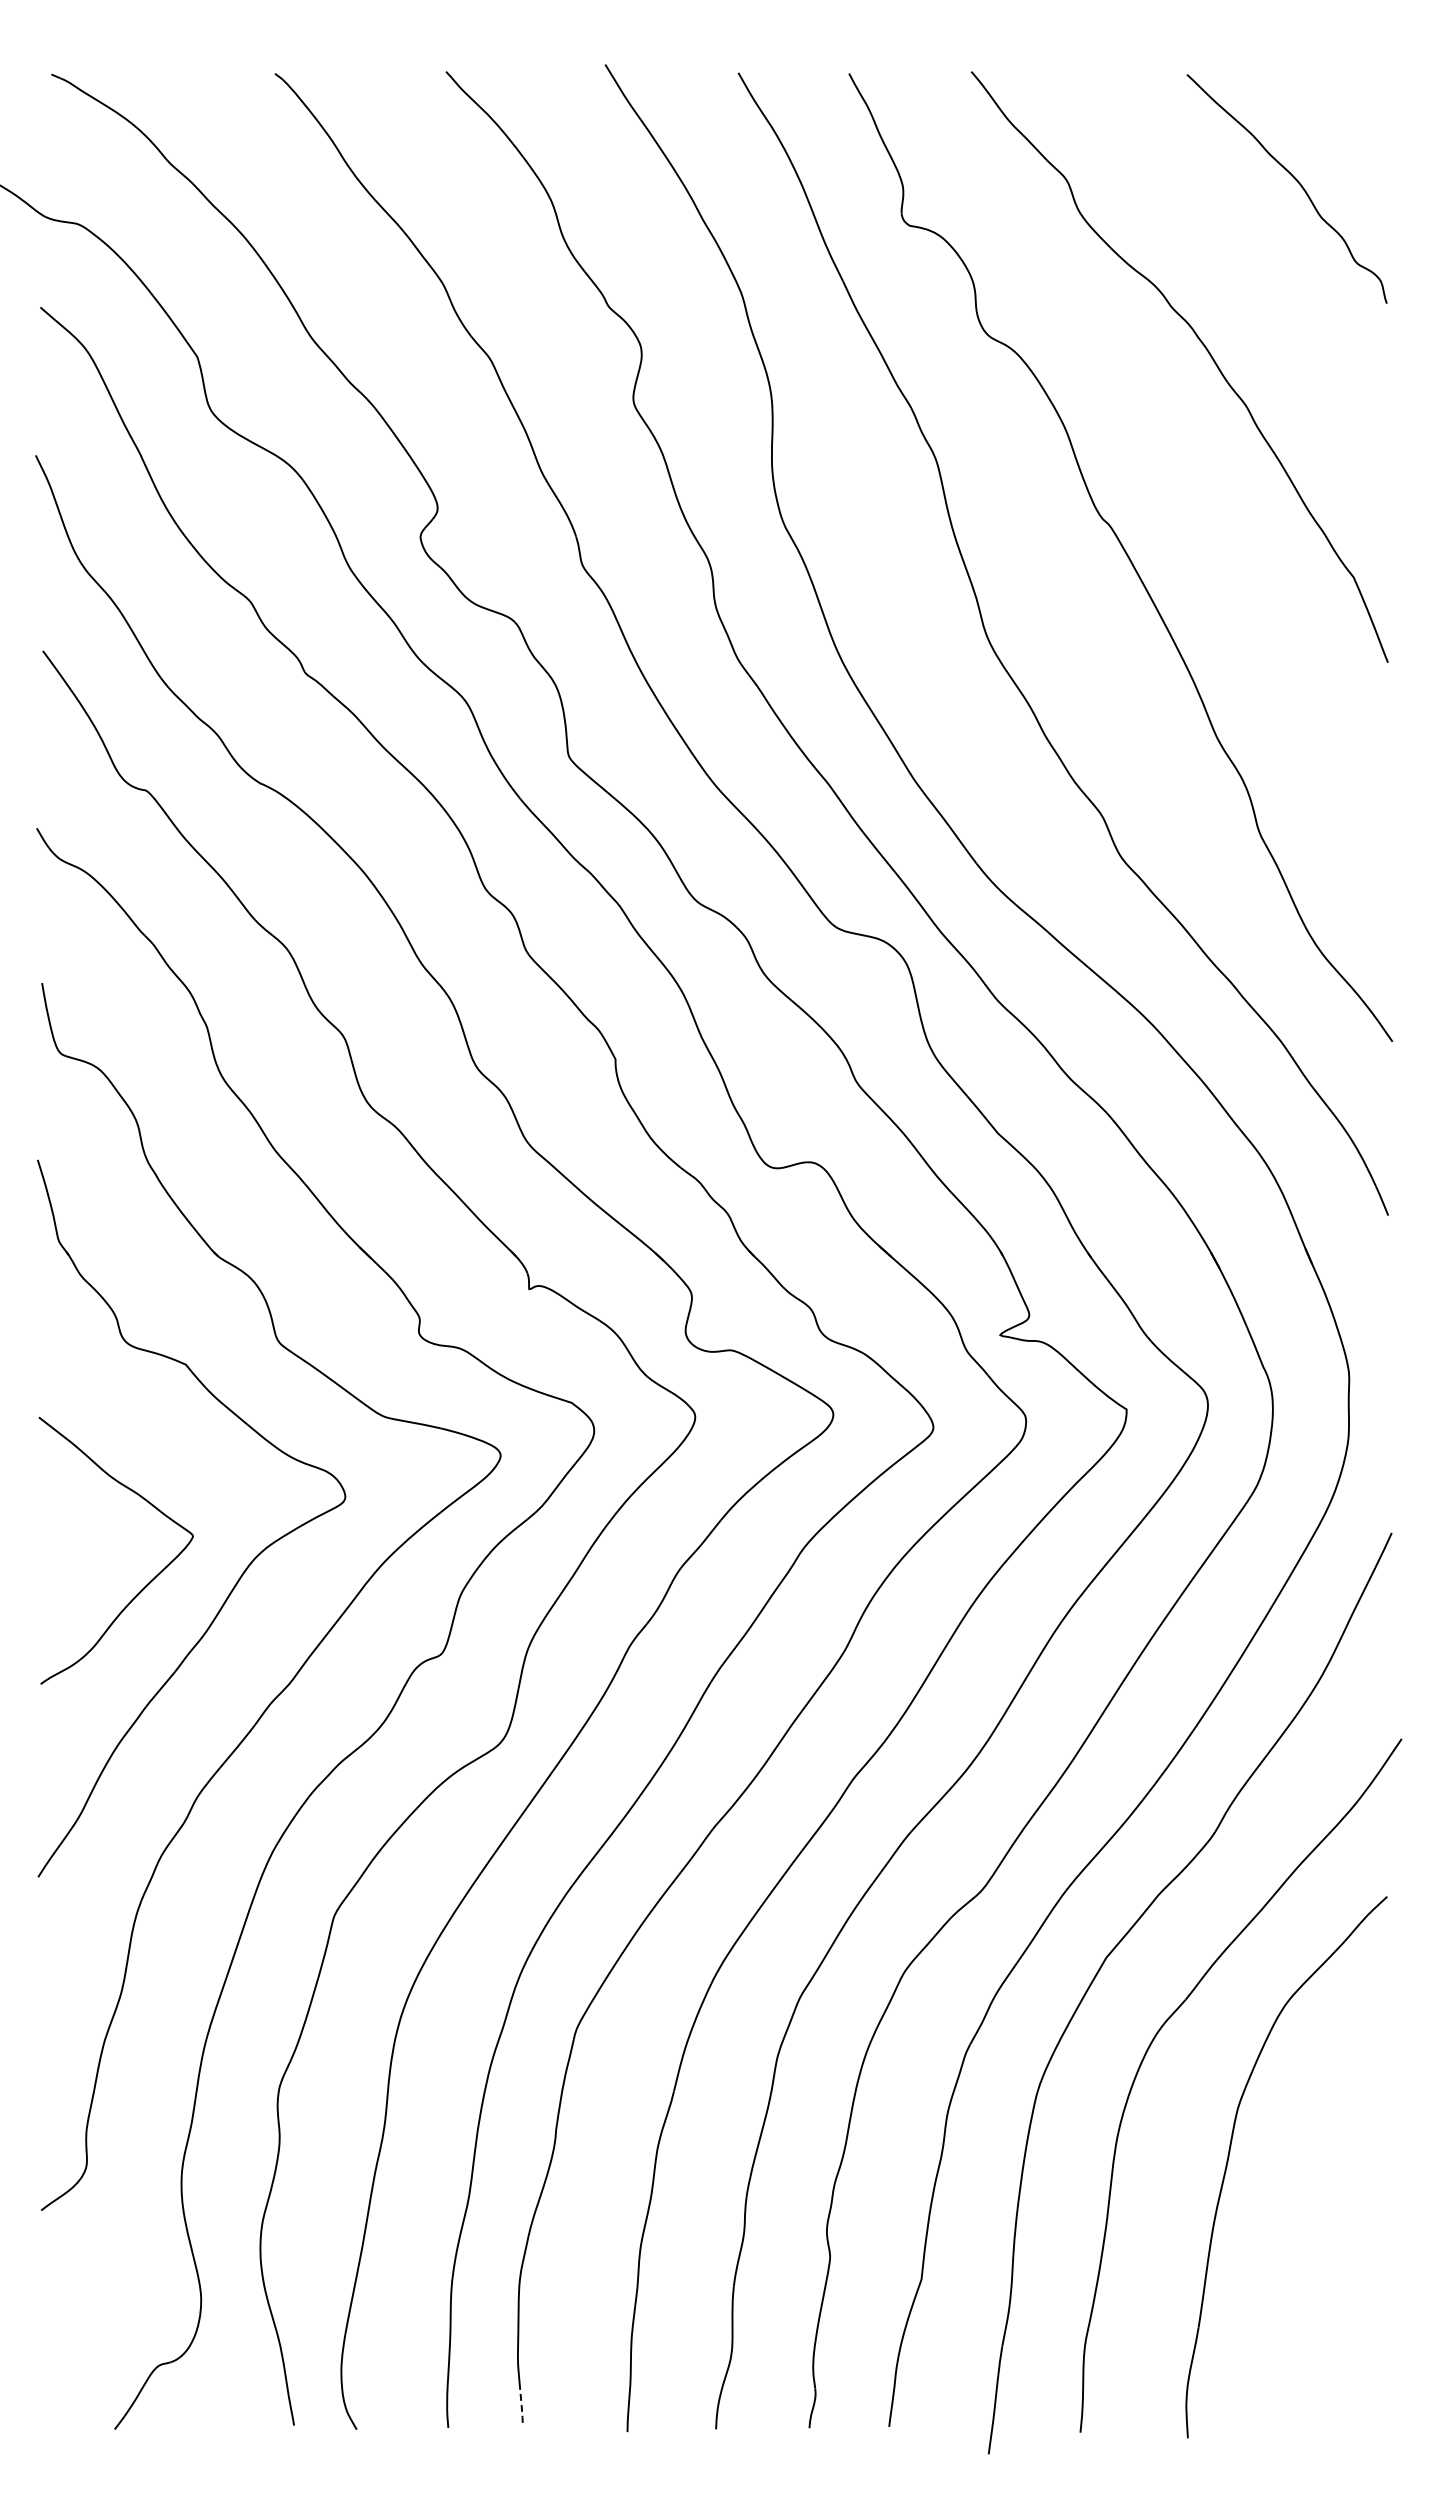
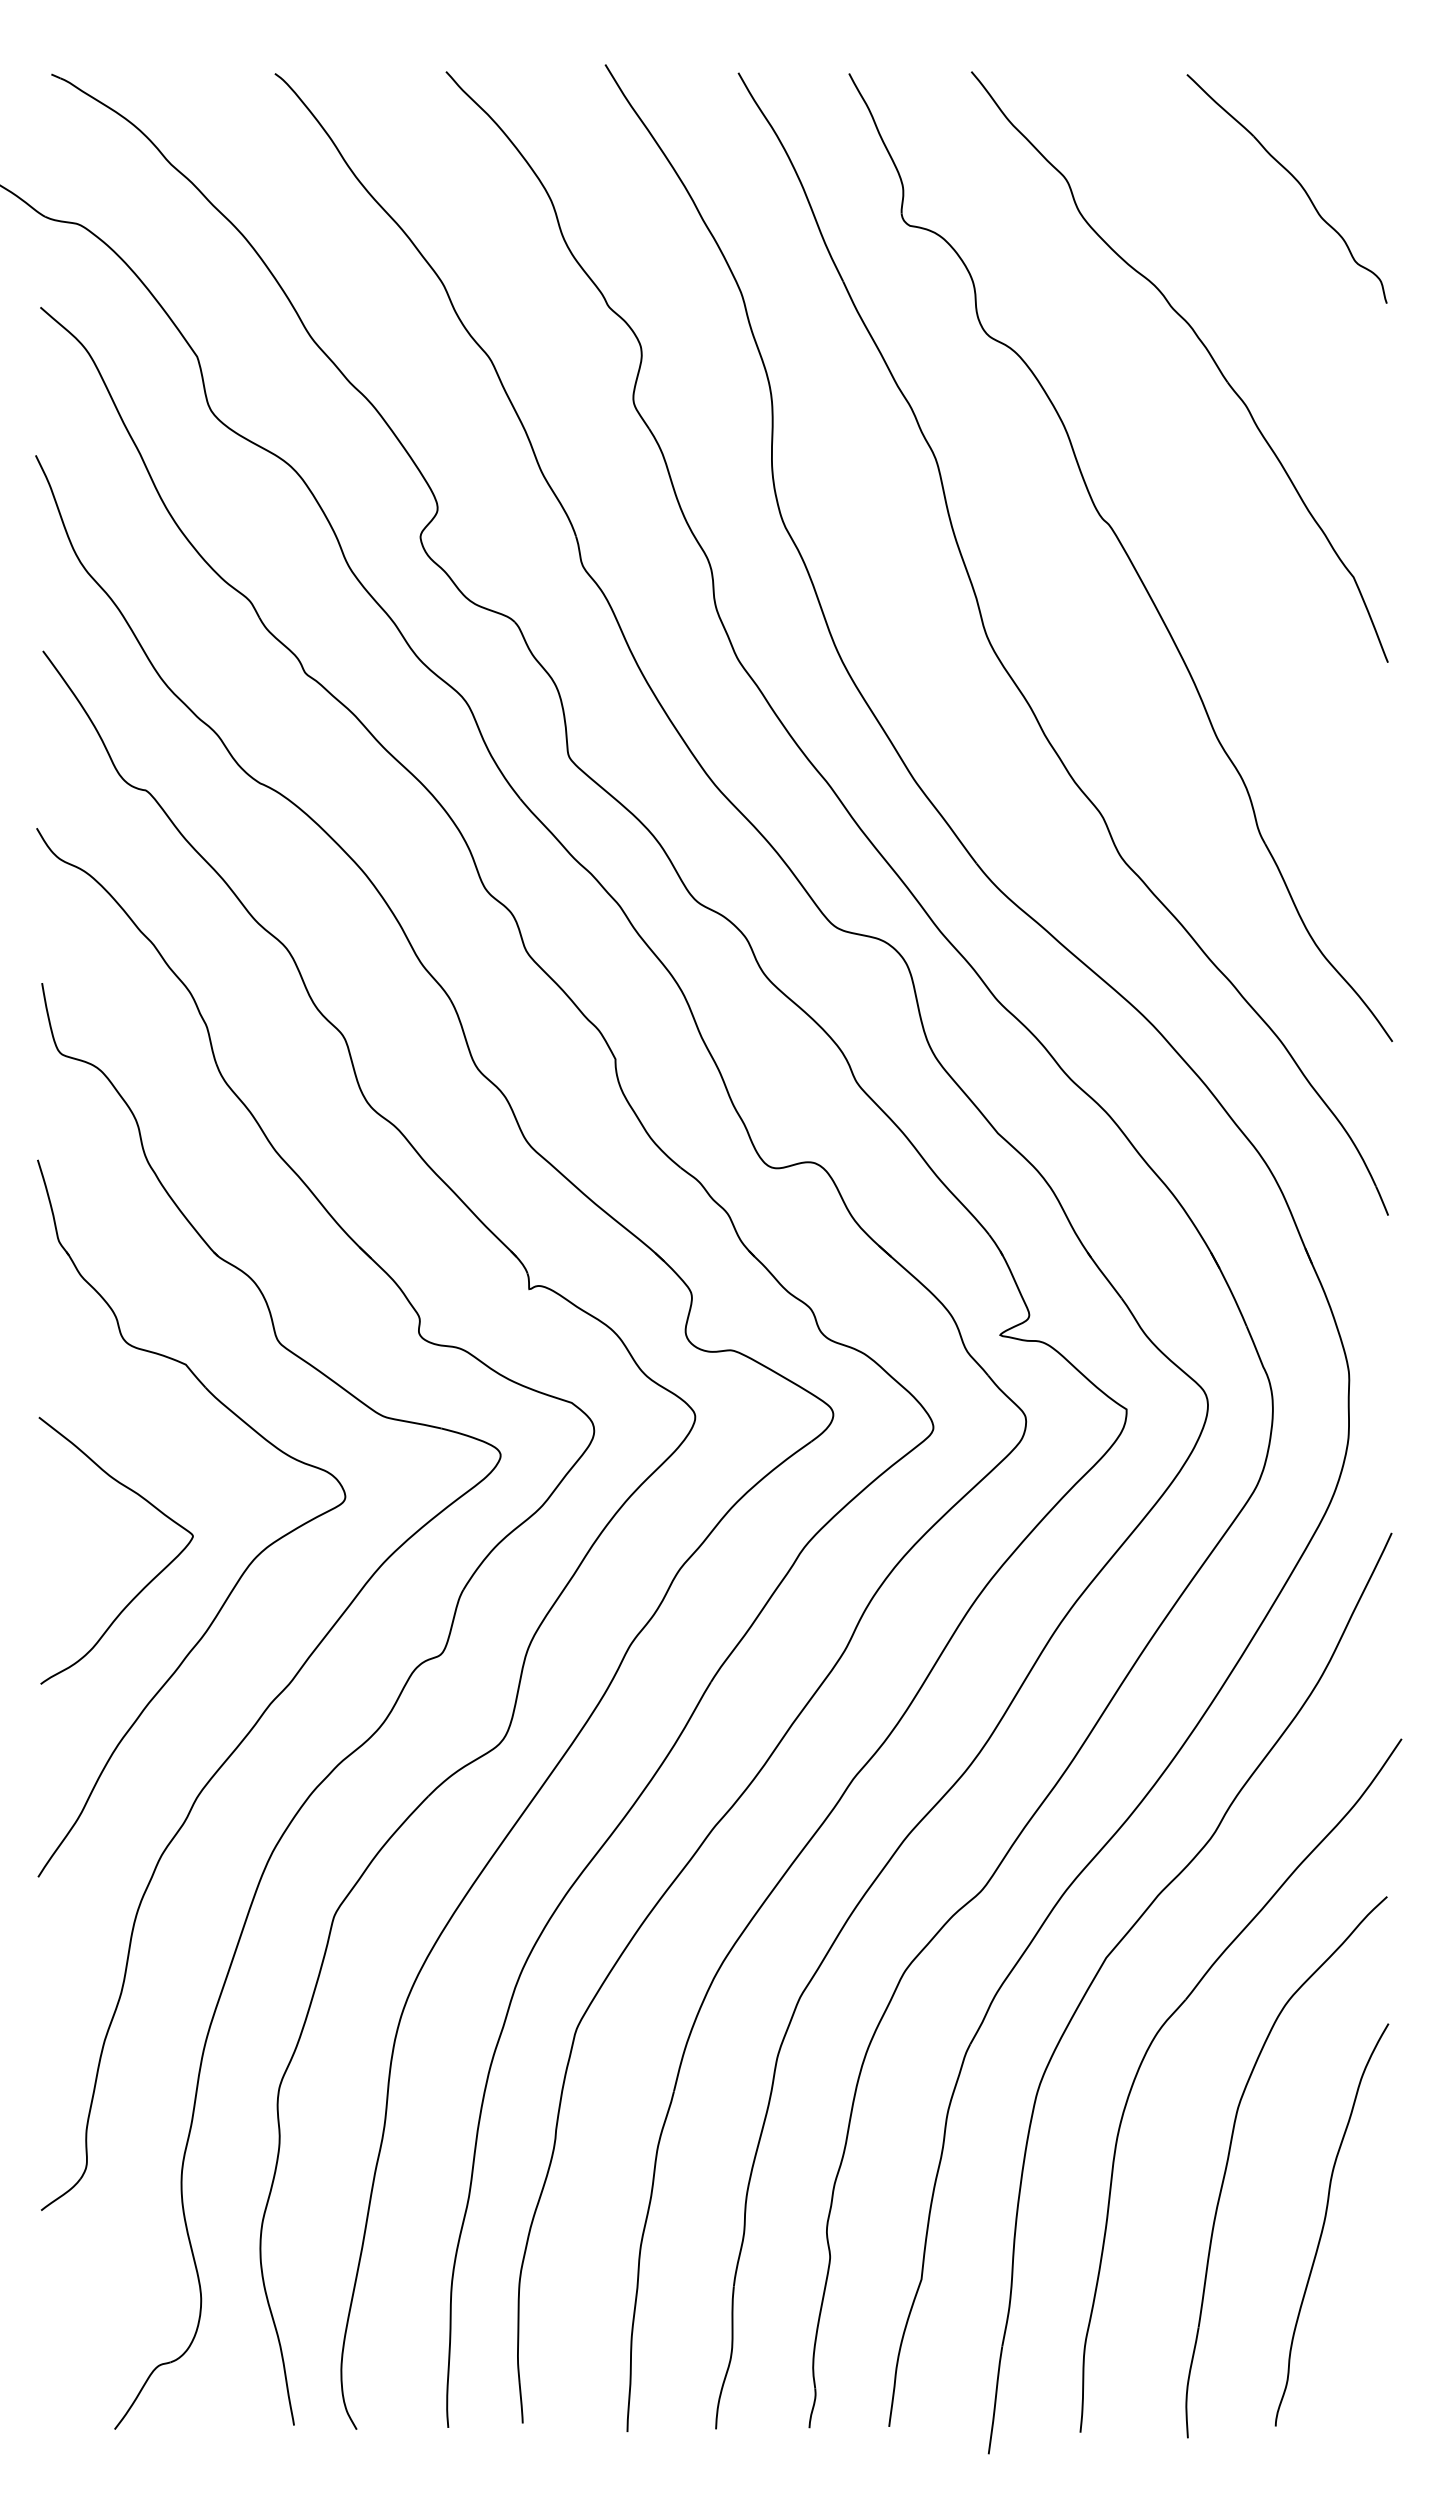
curve: none -> present (1325, 2222)
line: dashed -> solid (521, 2404)
